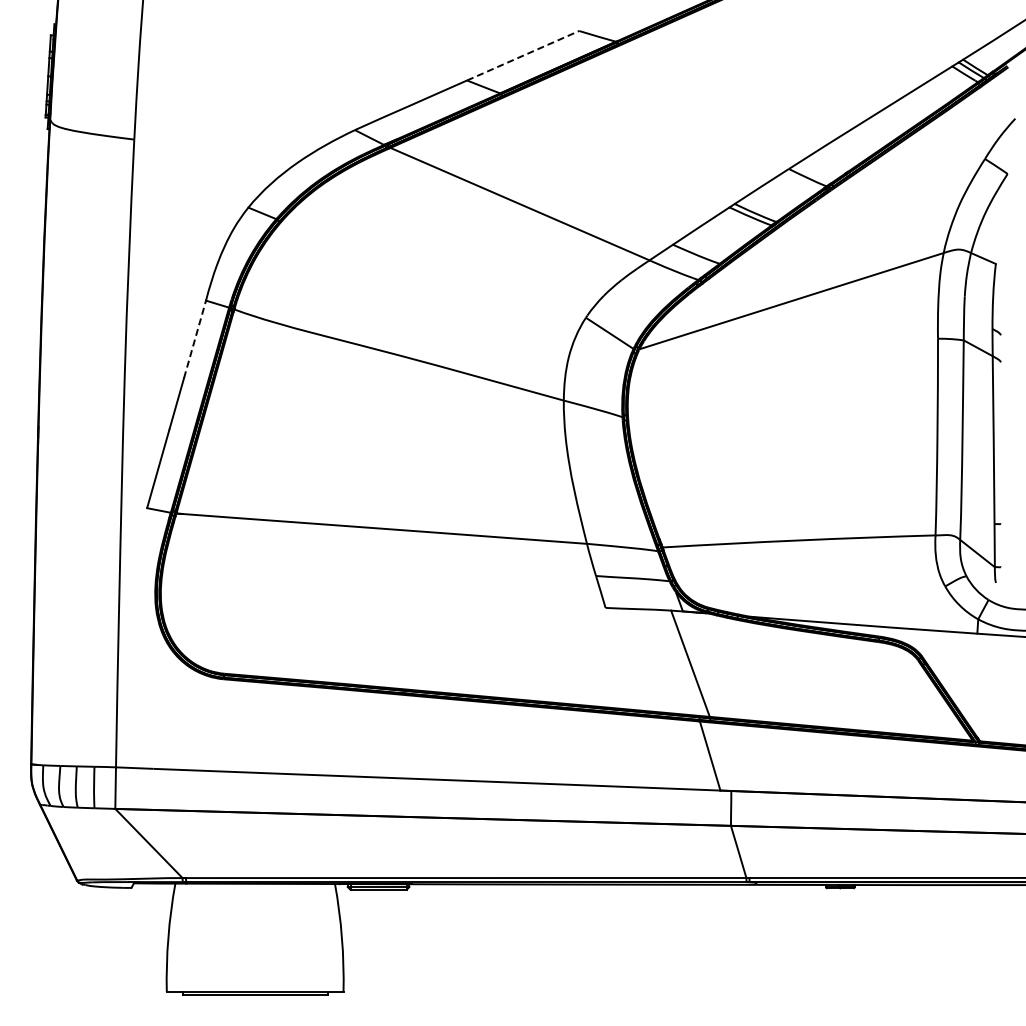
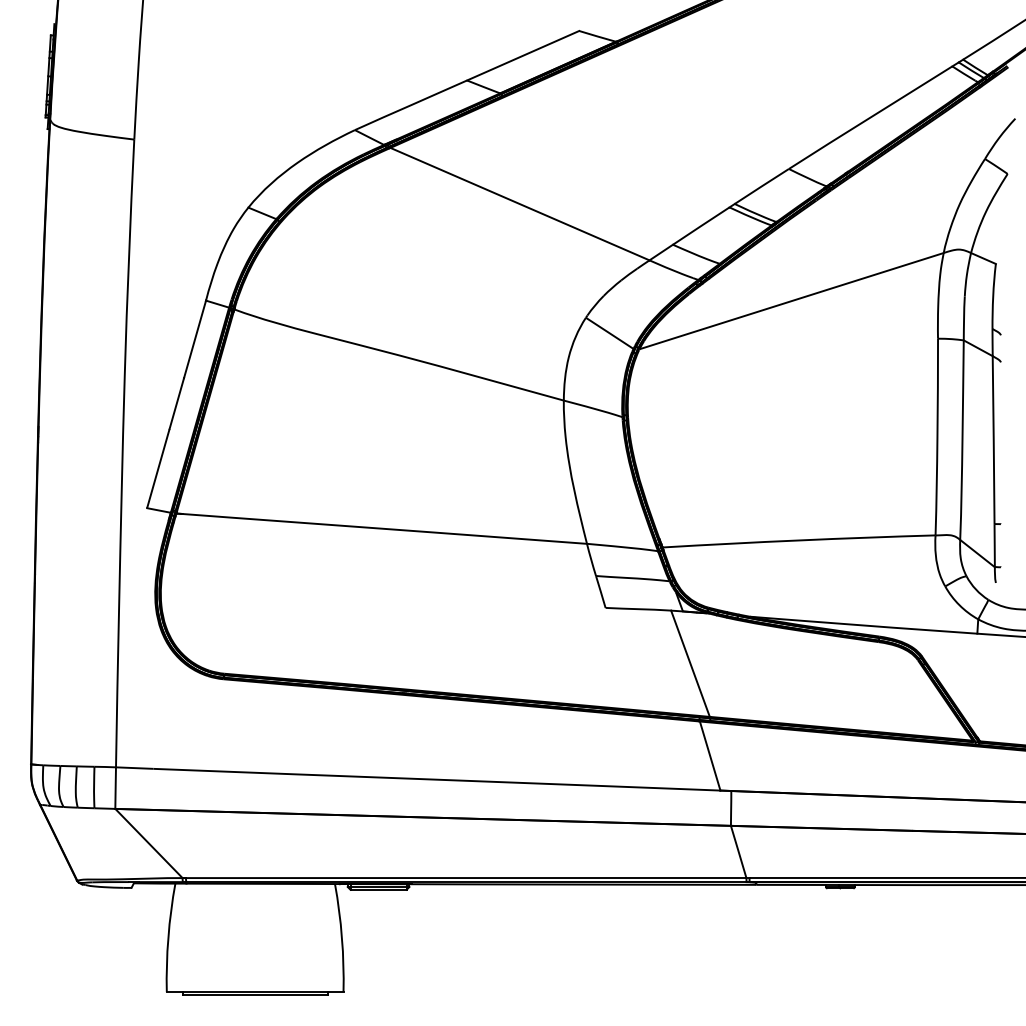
line: dashed -> solid (523, 55)
line: dashed -> solid (195, 339)
